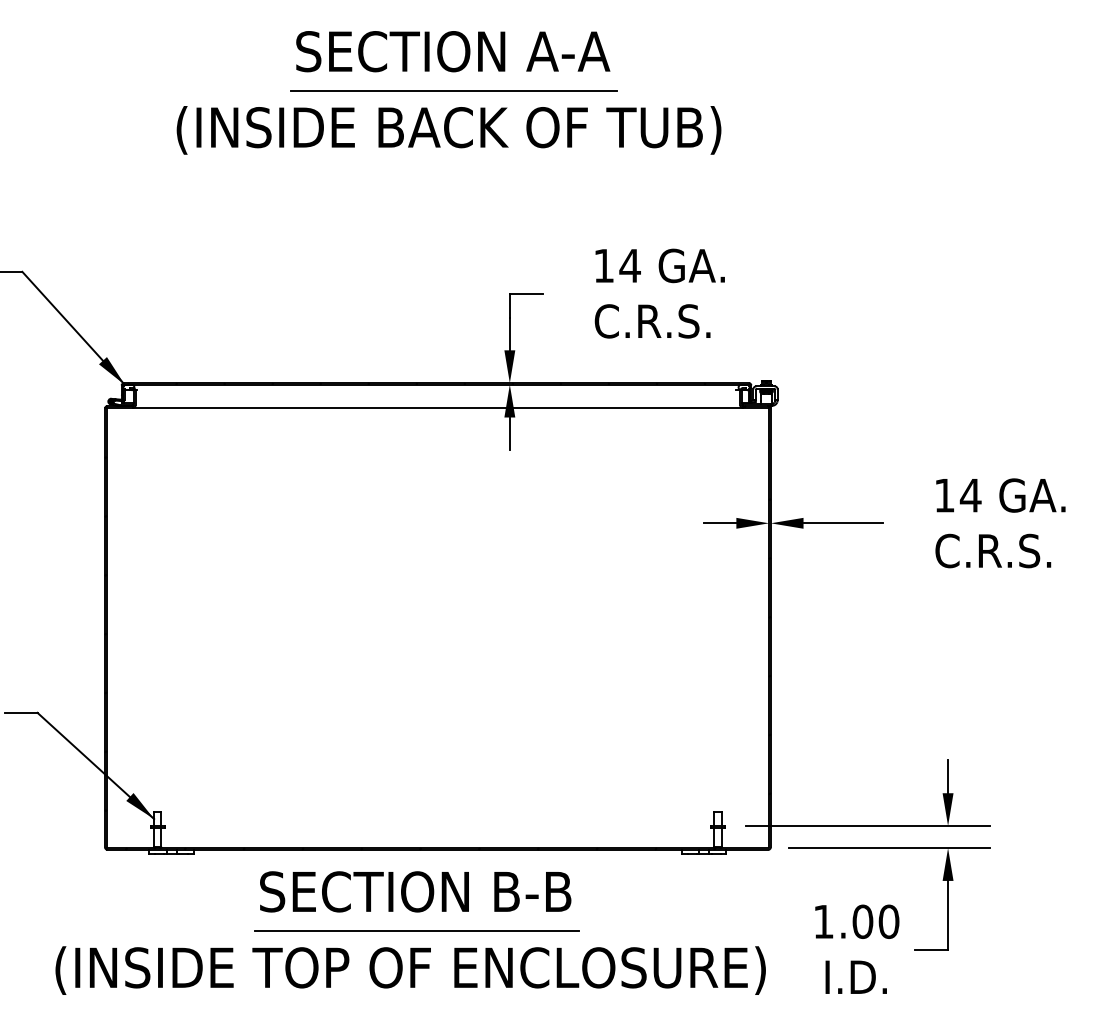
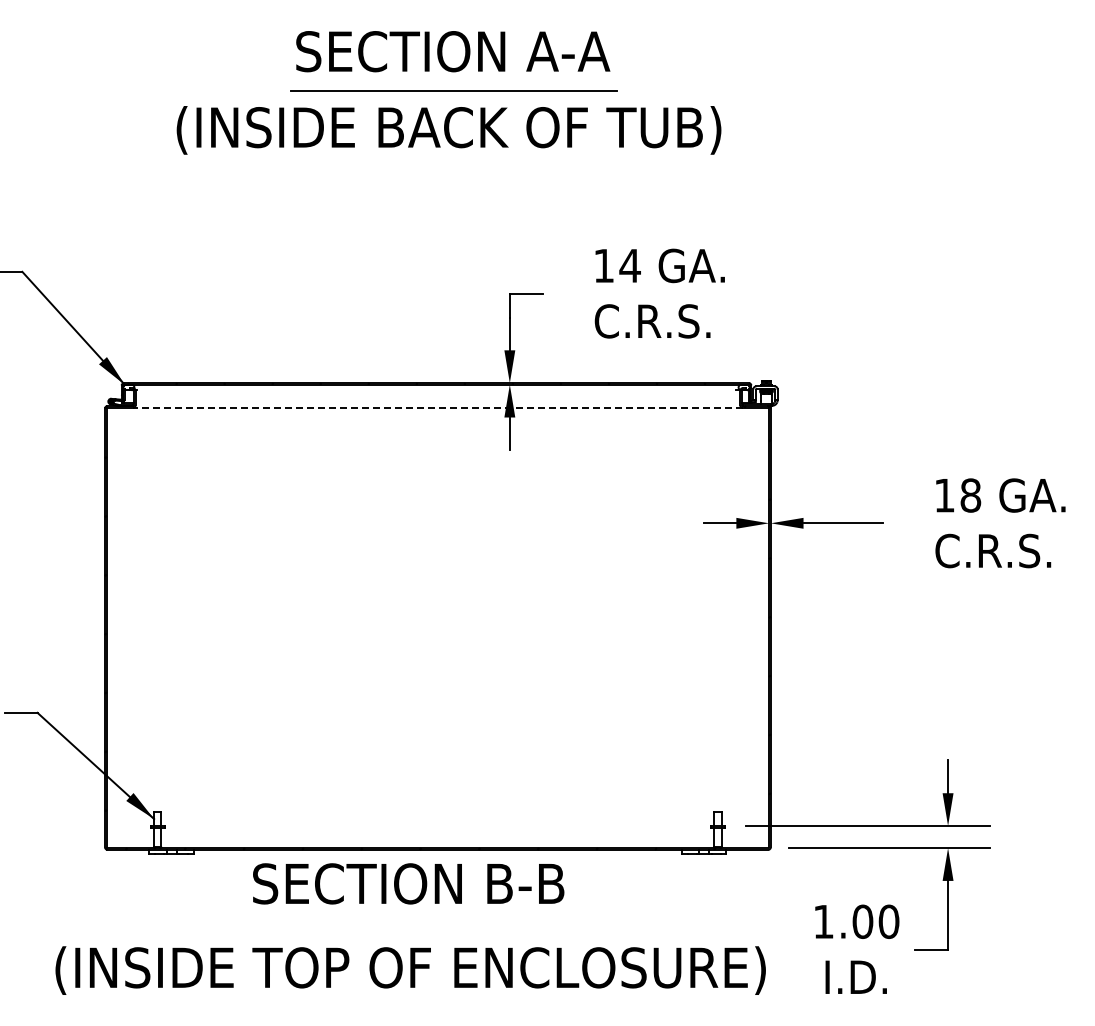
line: solid -> dashed (437, 407)
text: 14 -> 18 (970, 495)
text position: (415, 891) -> (408, 883) (408, 883)
line: present -> none (416, 931)
